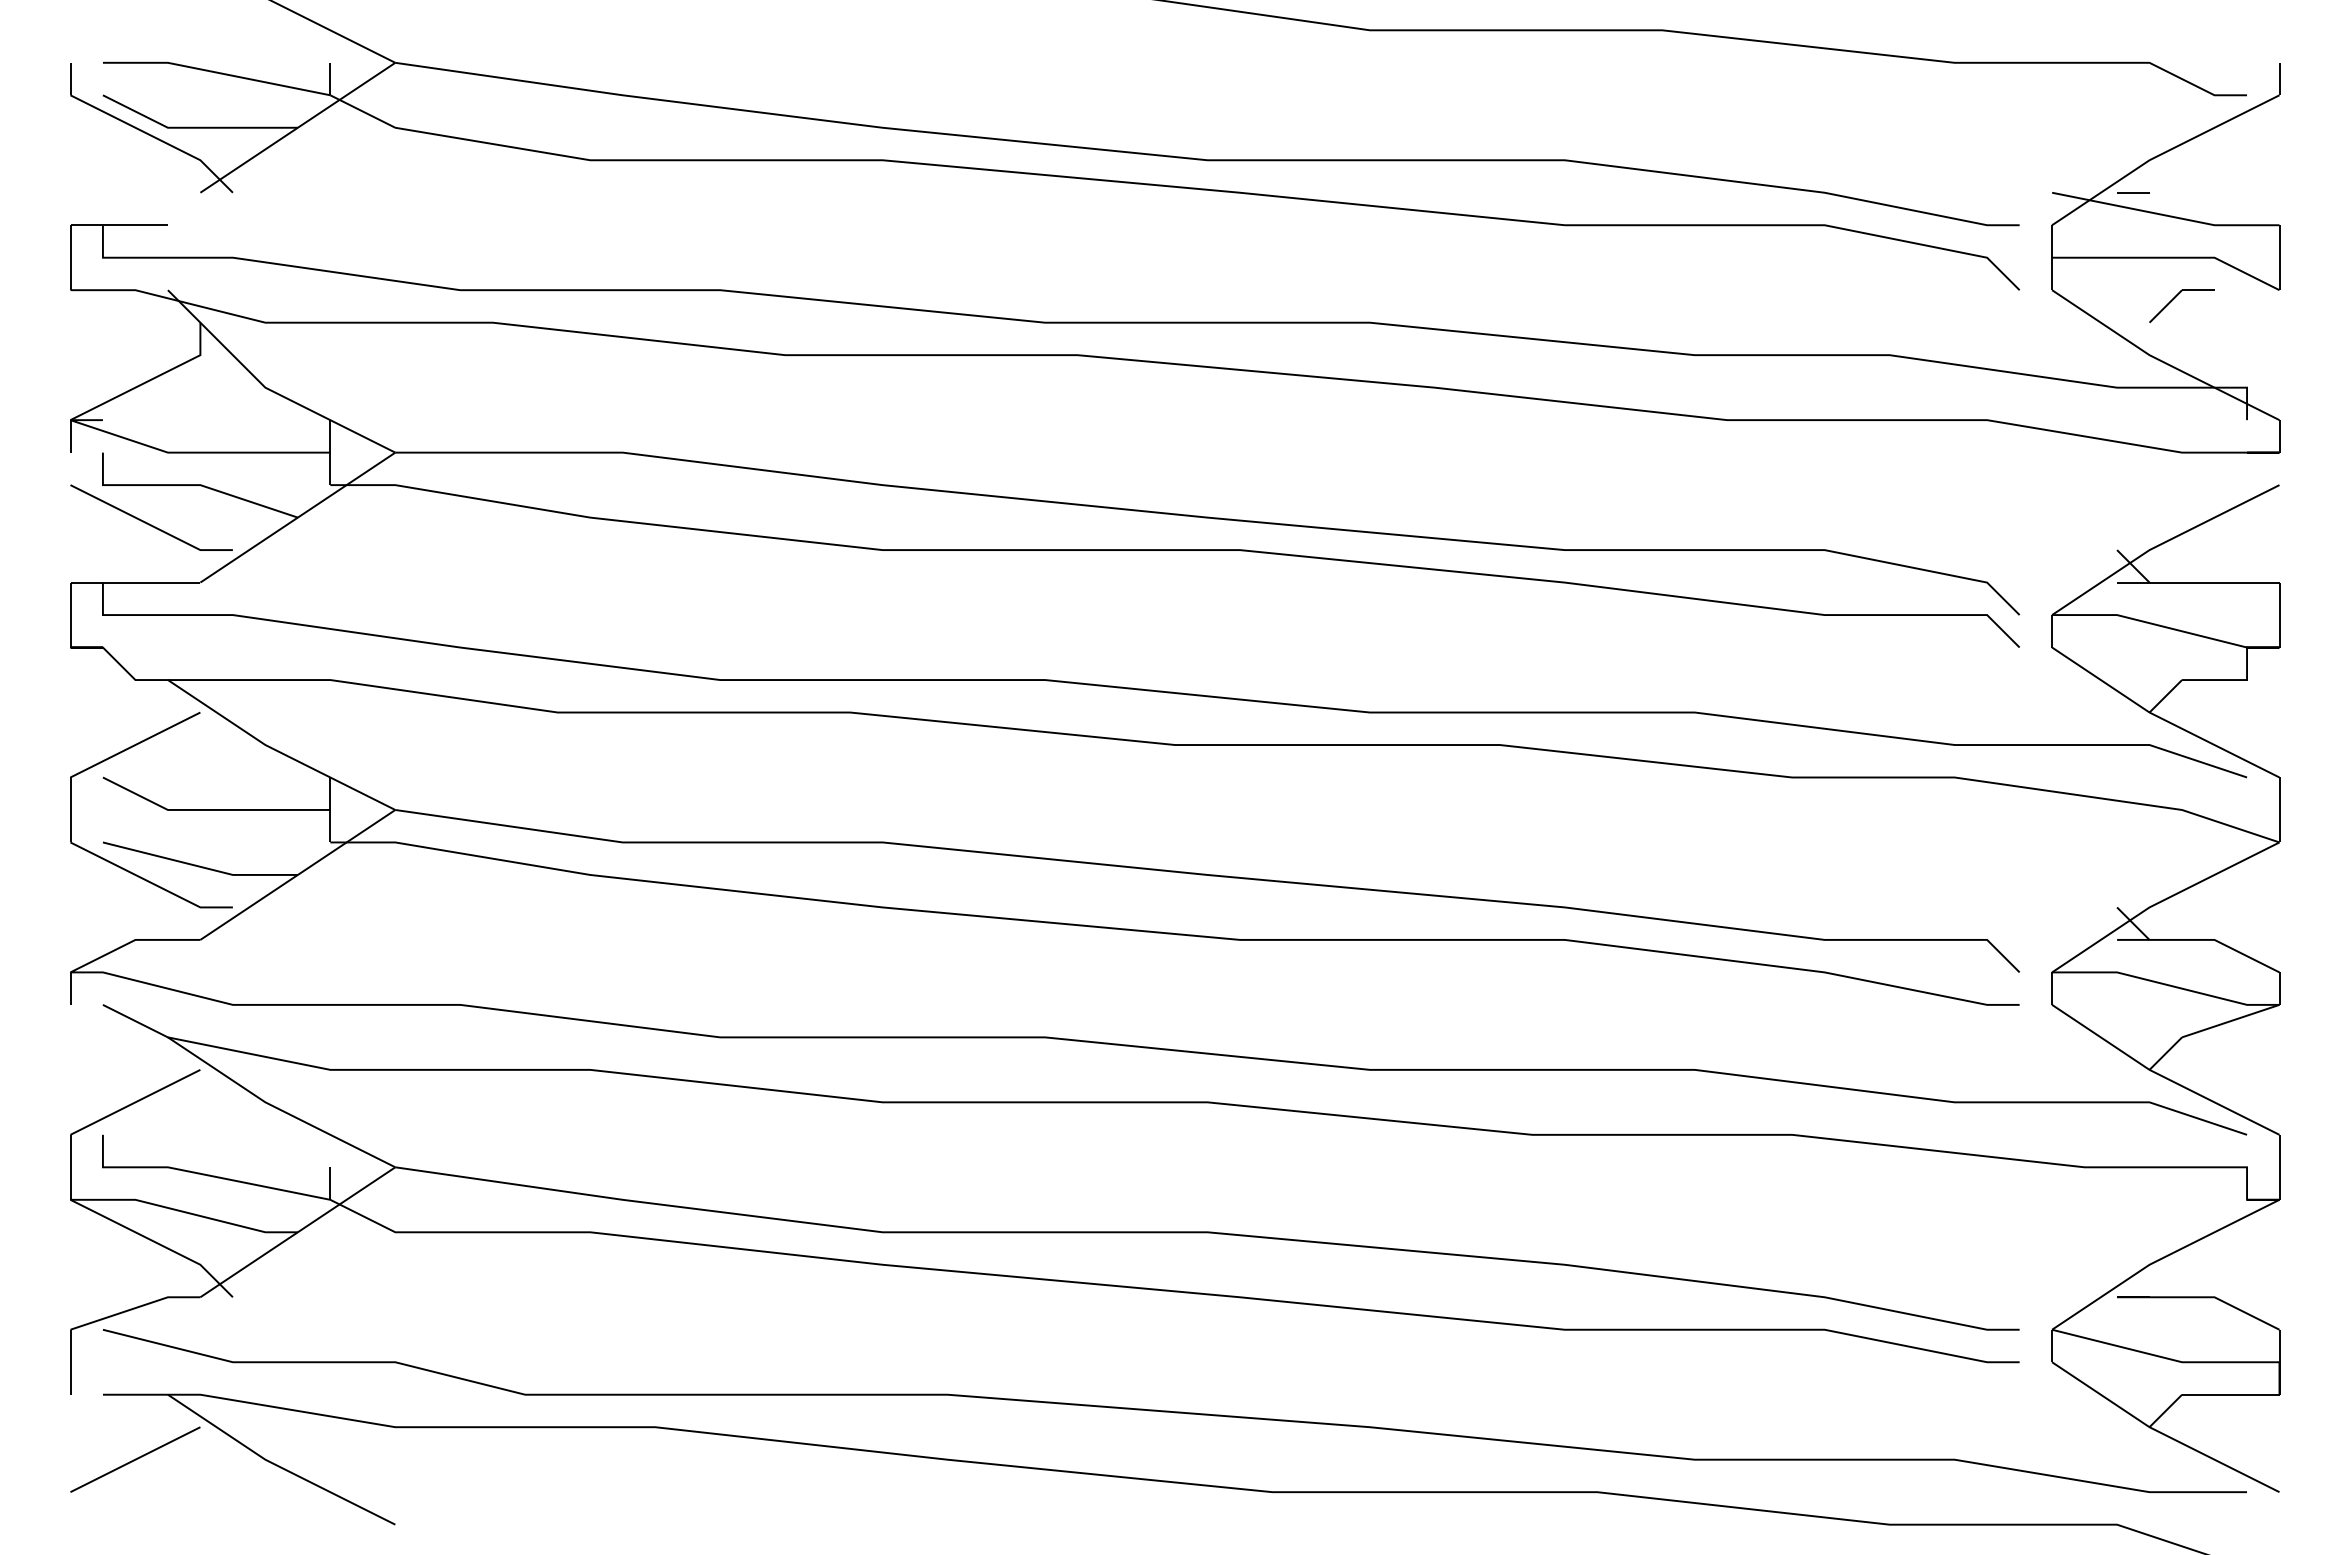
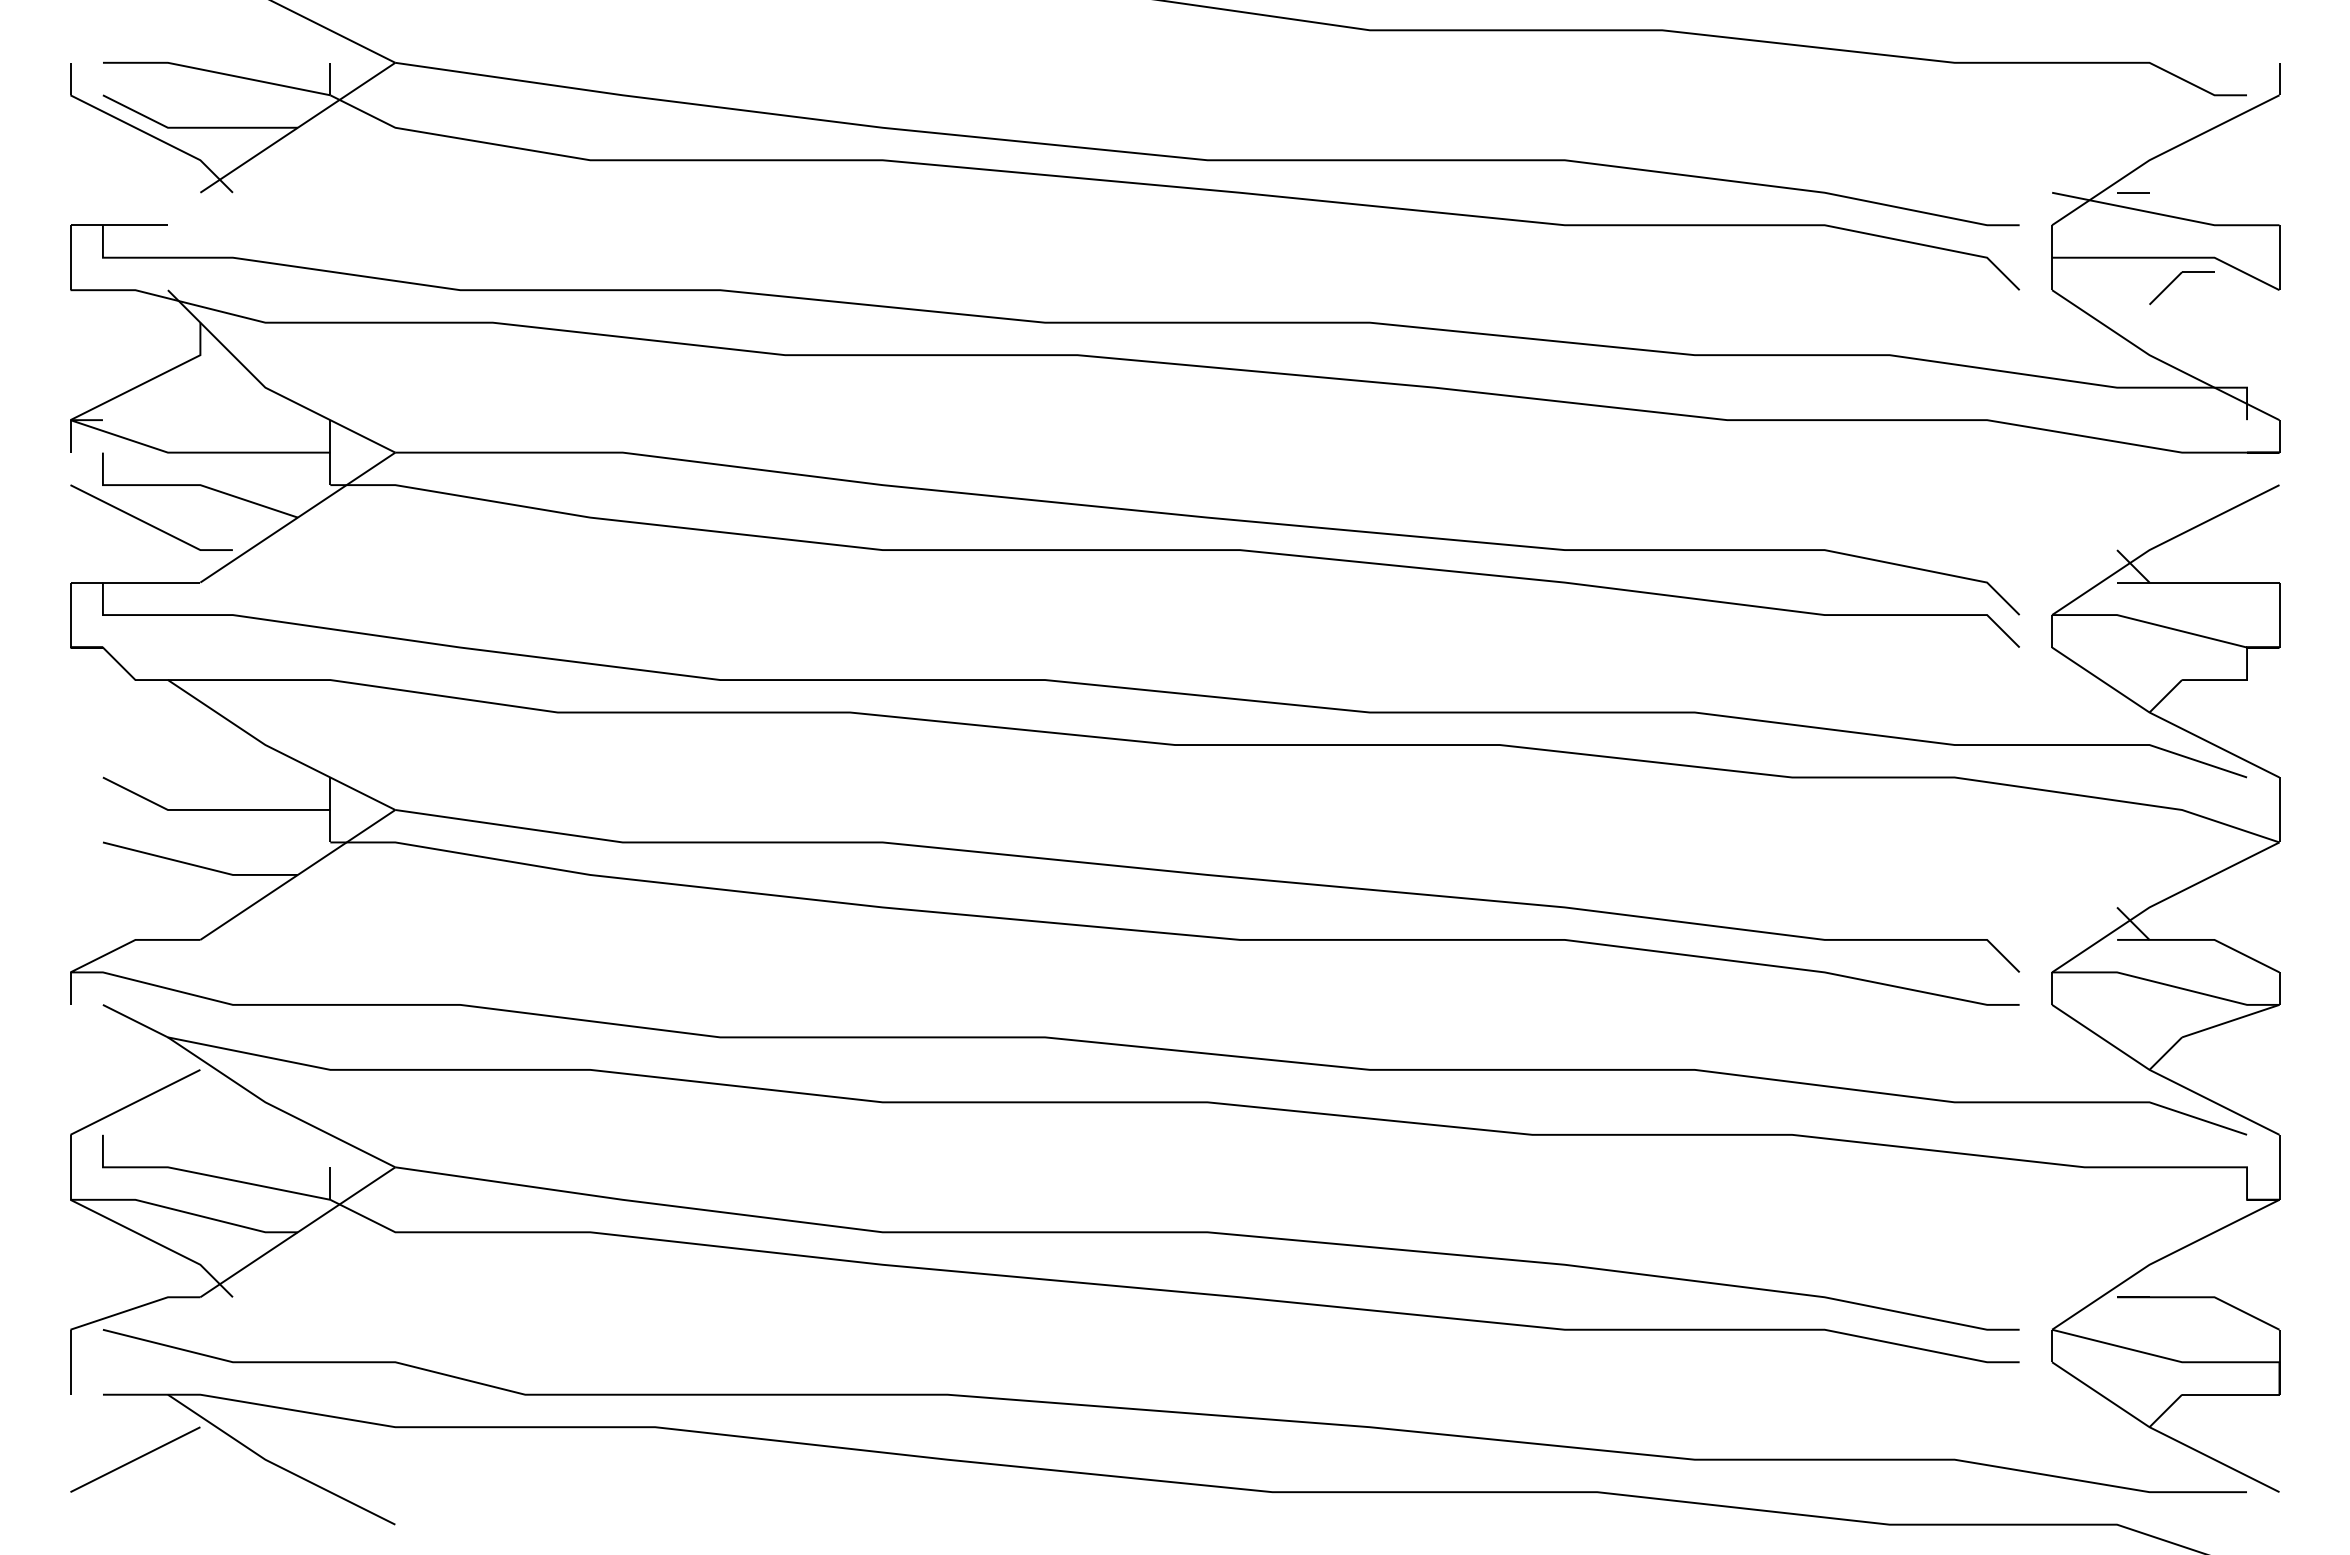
part position: (2174, 299) -> (2174, 281) (2174, 281)
part: present -> none (122, 752)
